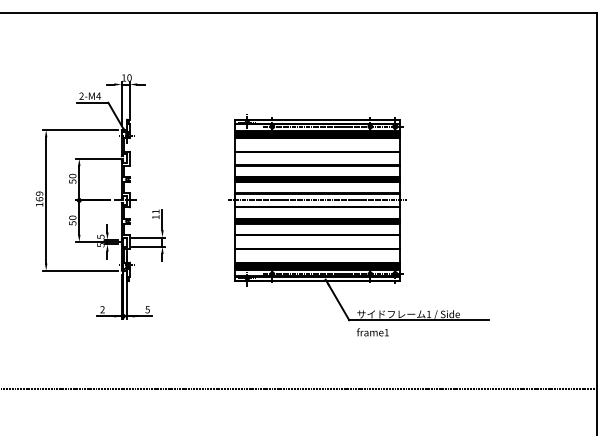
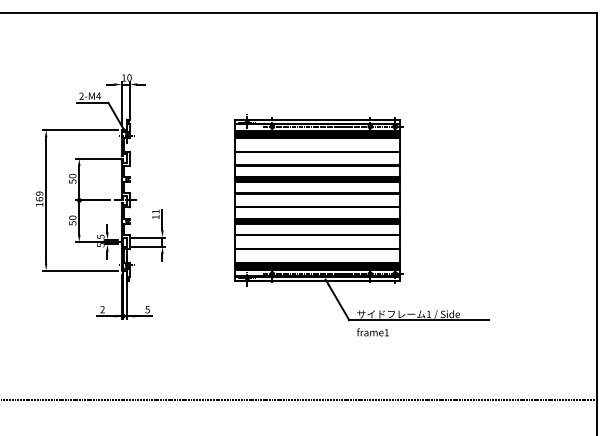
line: present -> none (316, 200)
line position: (299, 389) -> (299, 400) (299, 400)
